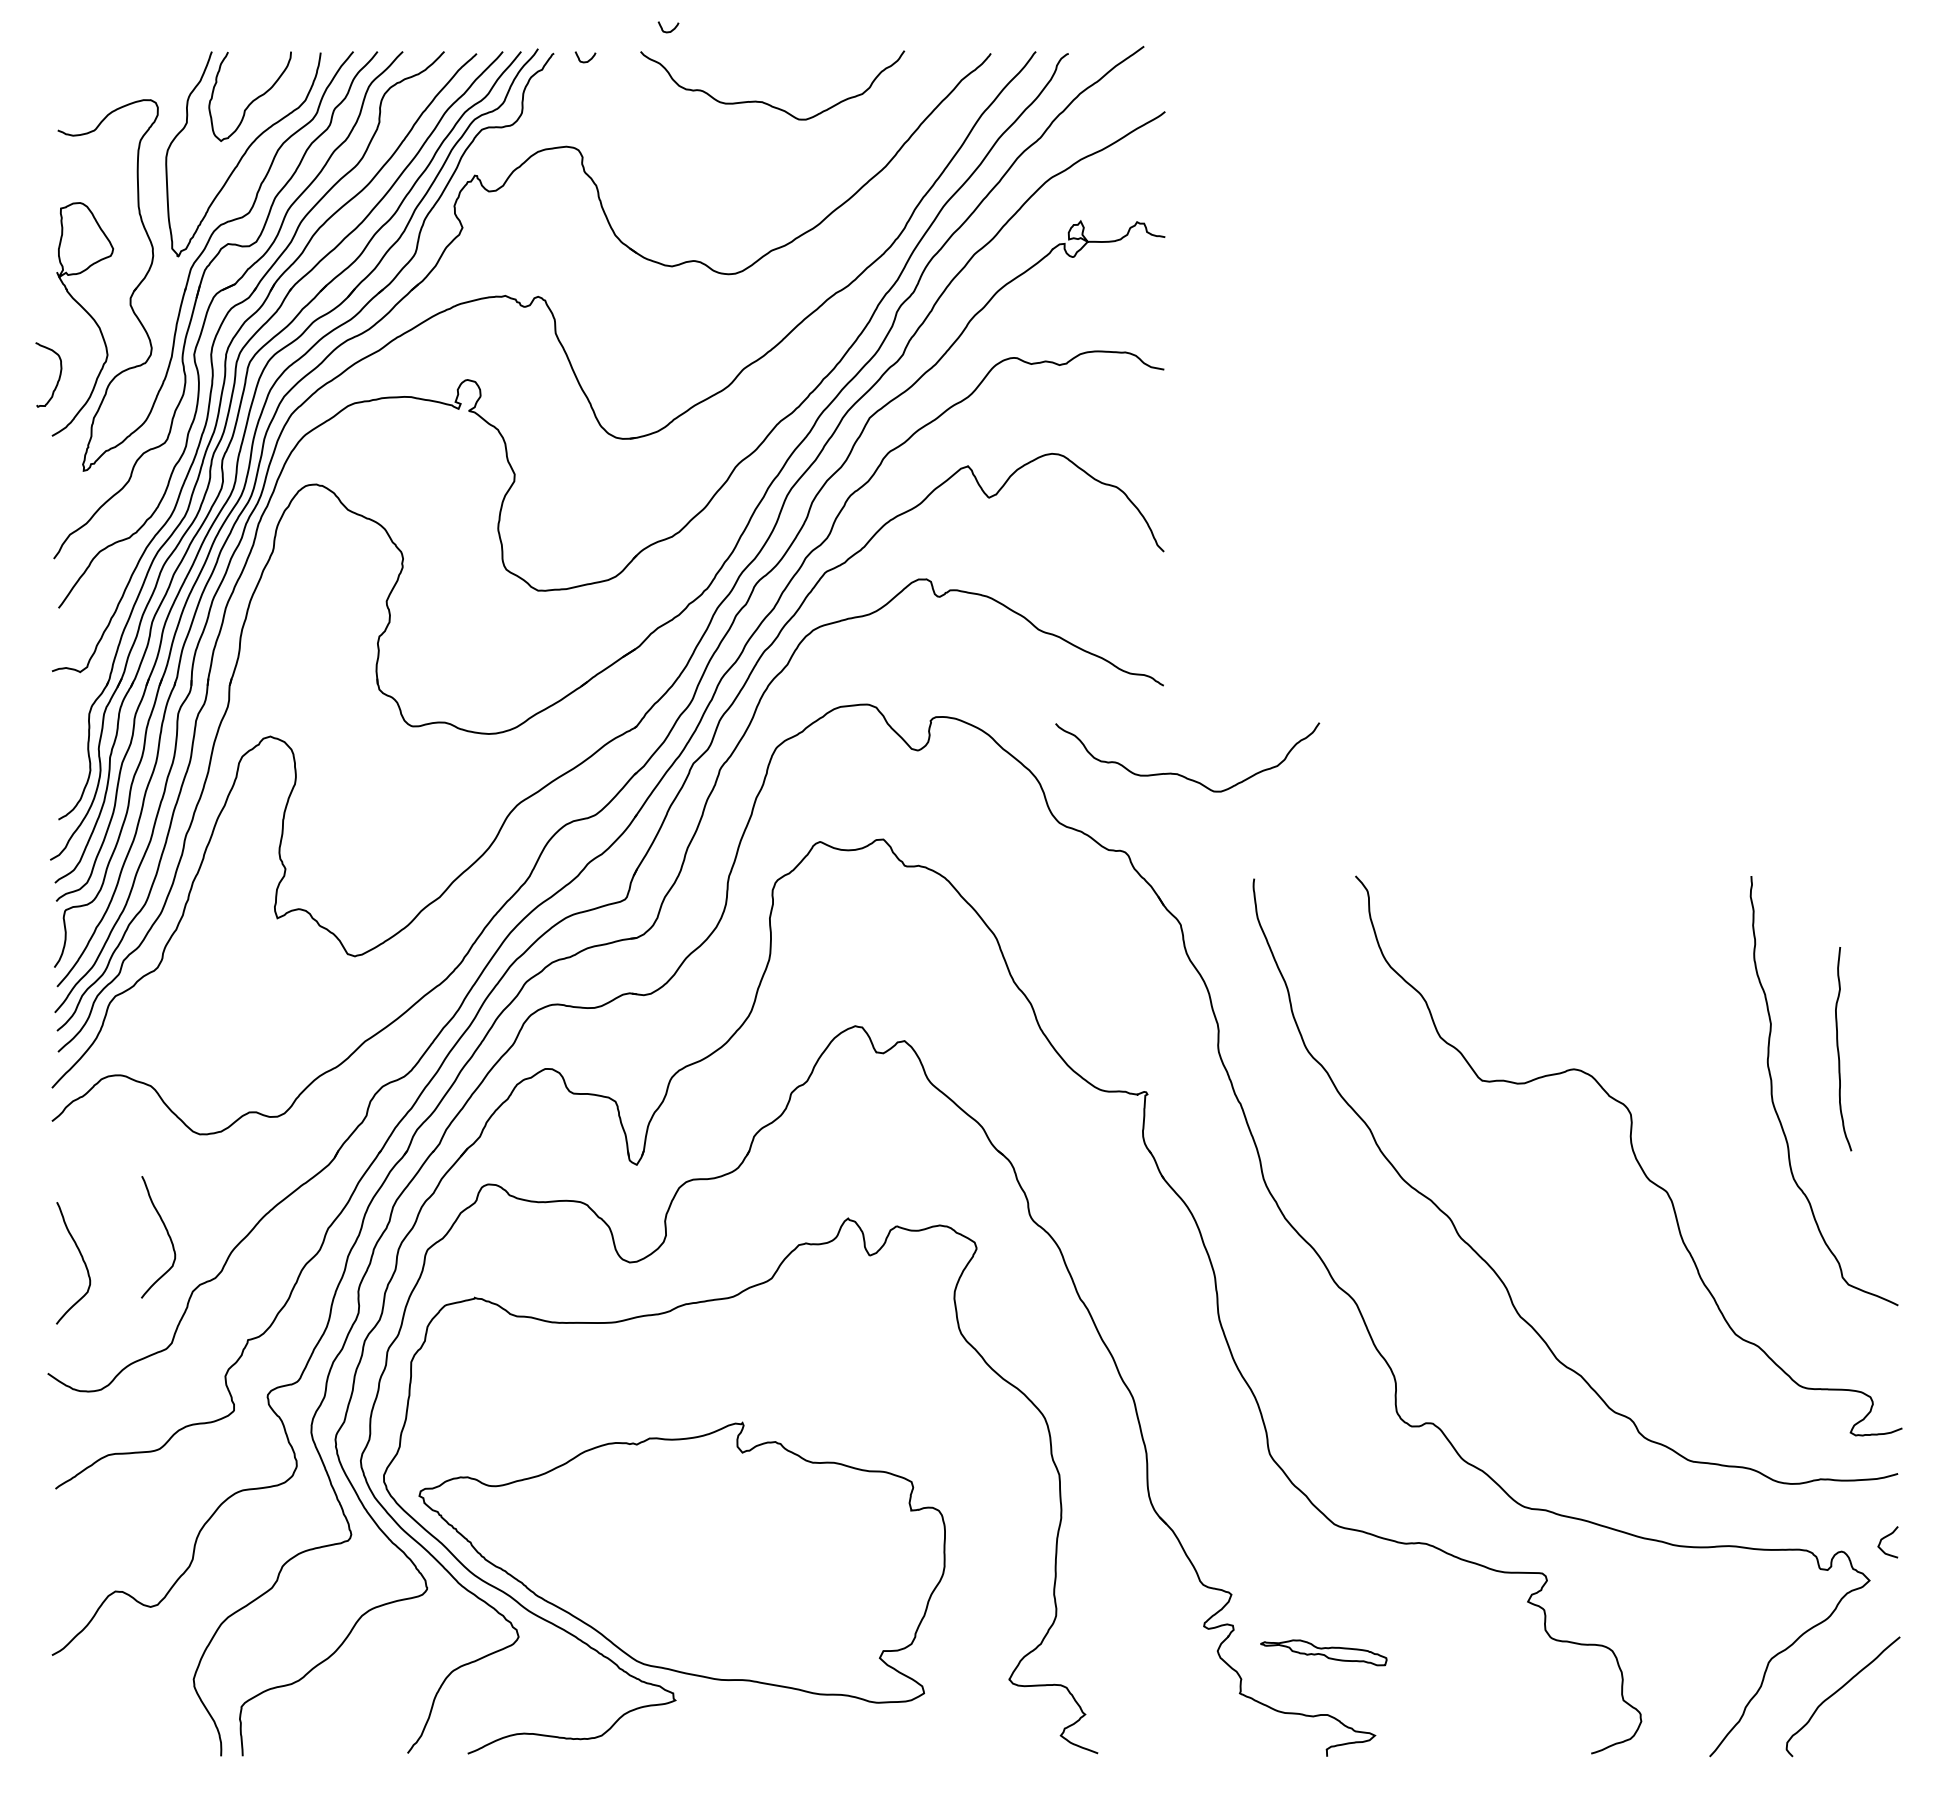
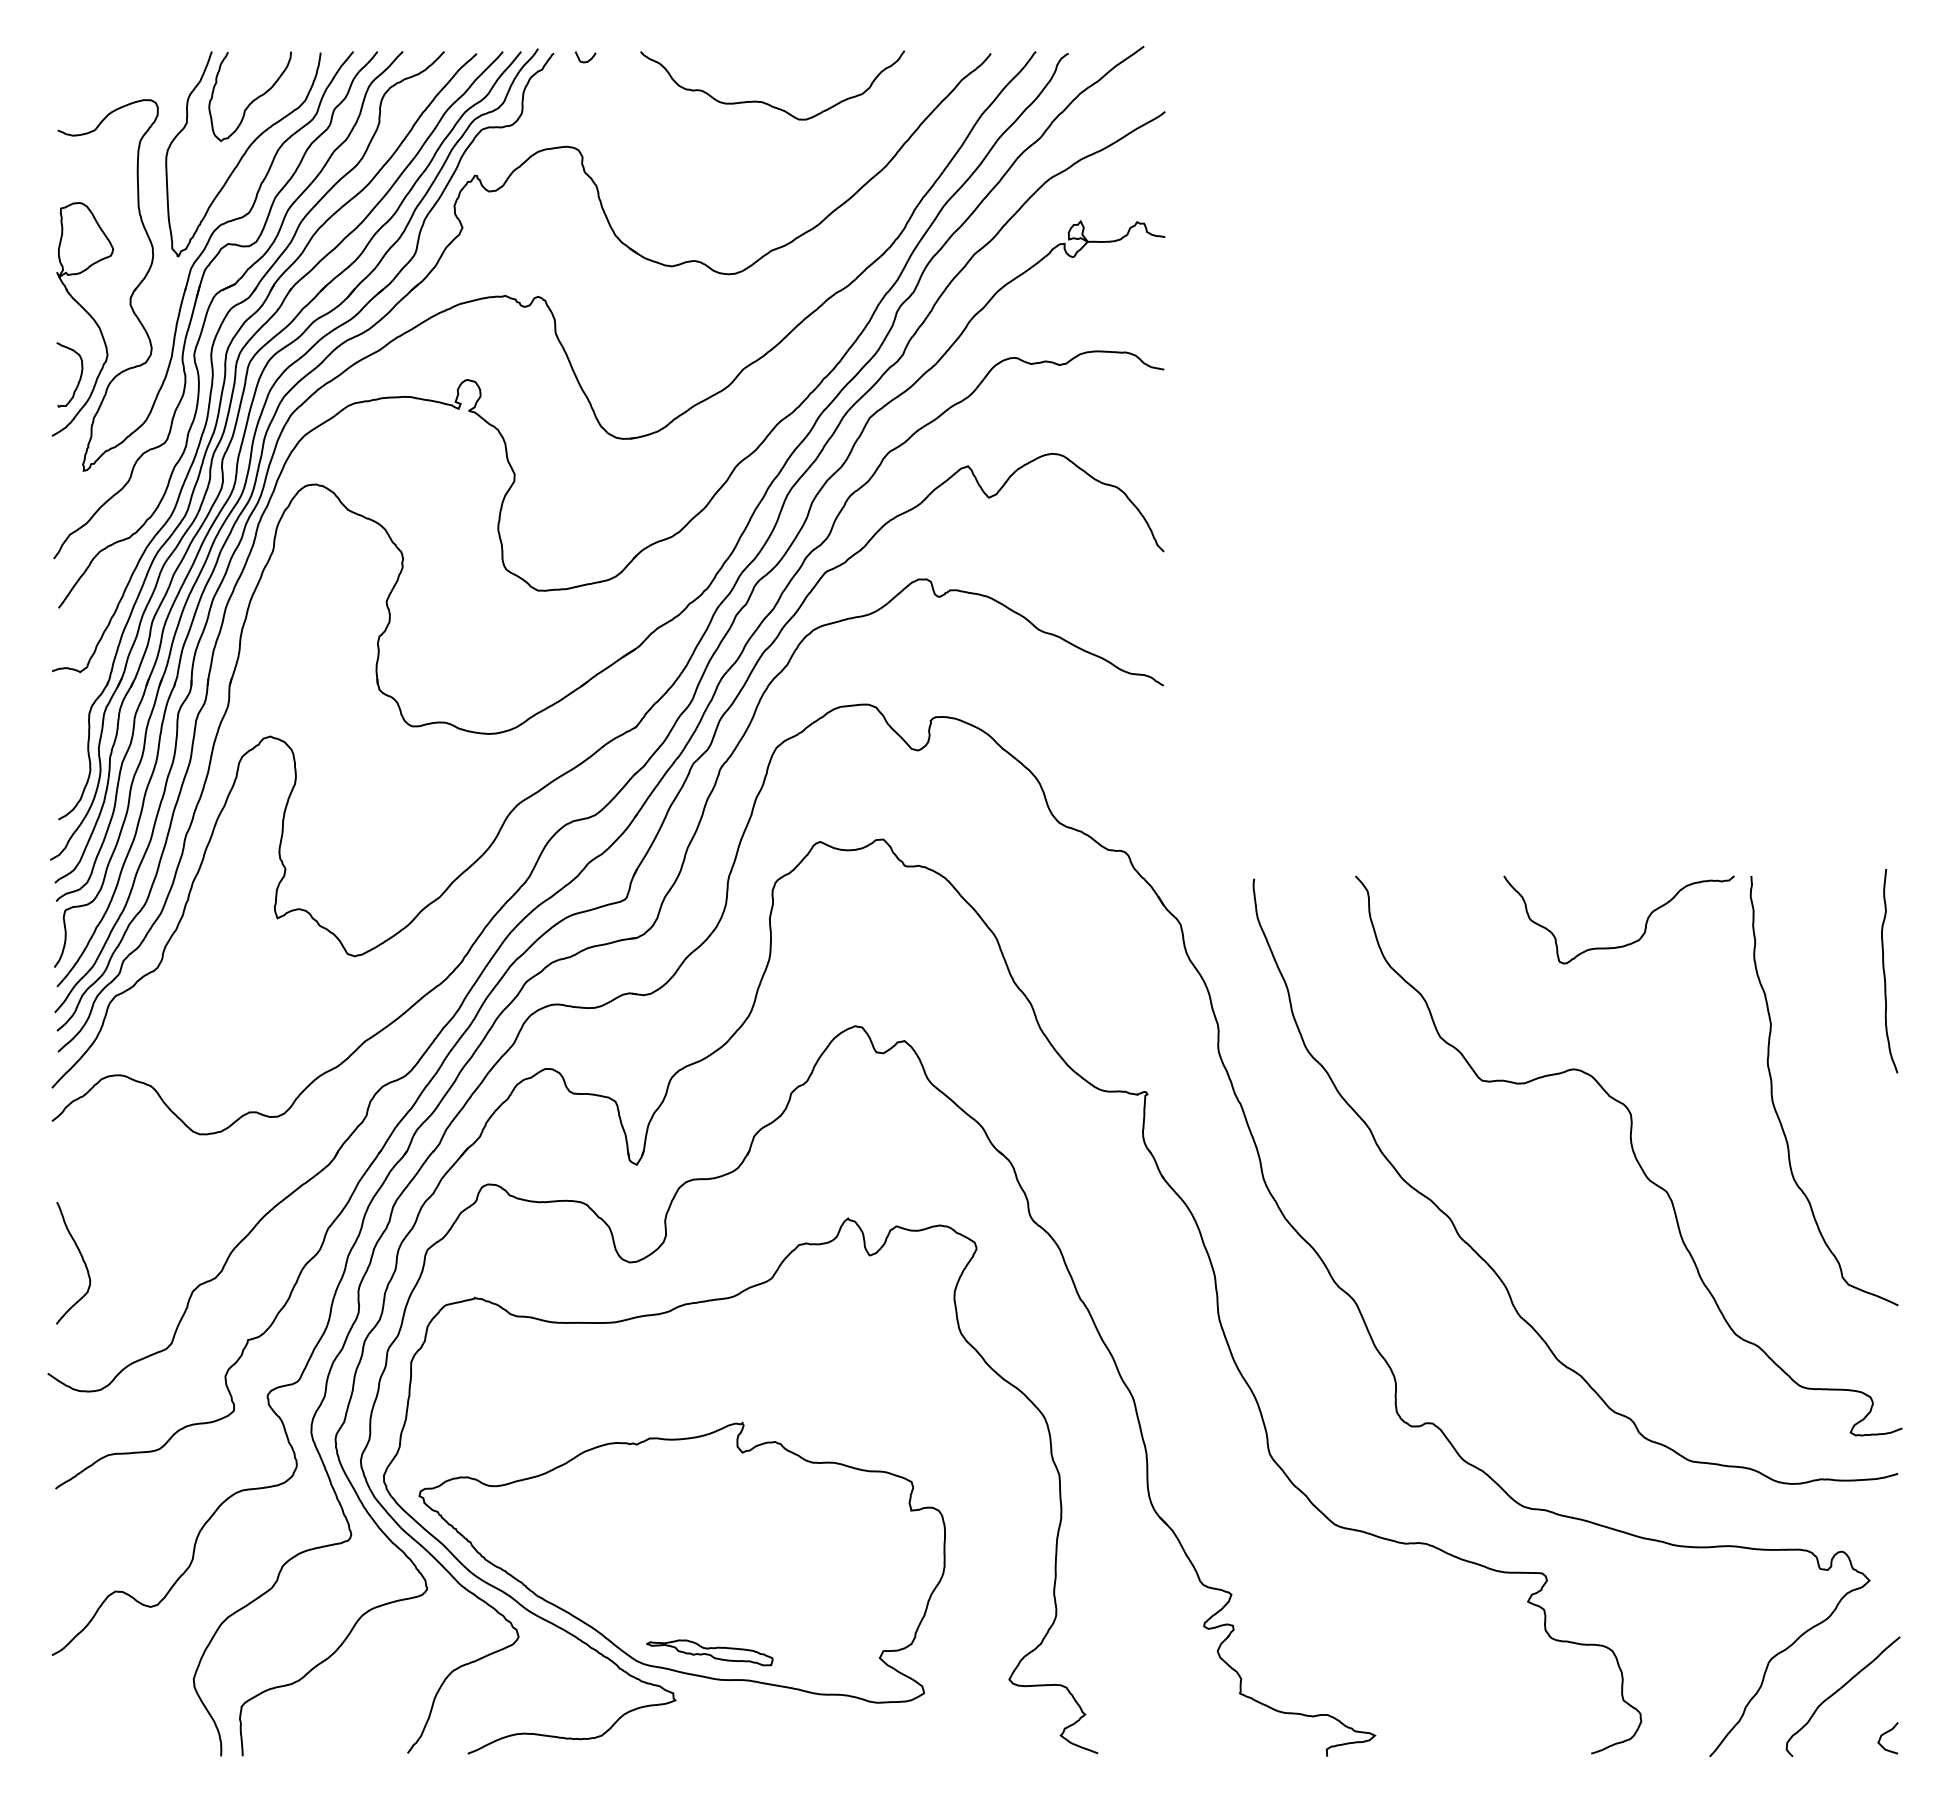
curve: present -> none (670, 30)
curve position: (58, 377) -> (79, 377) (79, 377)
curve: present -> none (1181, 774)
curve: none -> present (1625, 944)
curve position: (1839, 1051) -> (1885, 973) (1885, 973)
curve: present -> none (166, 1232)
curve position: (1885, 1538) -> (1885, 1734) (1885, 1734)
part position: (1323, 1652) -> (709, 1652) (709, 1652)
